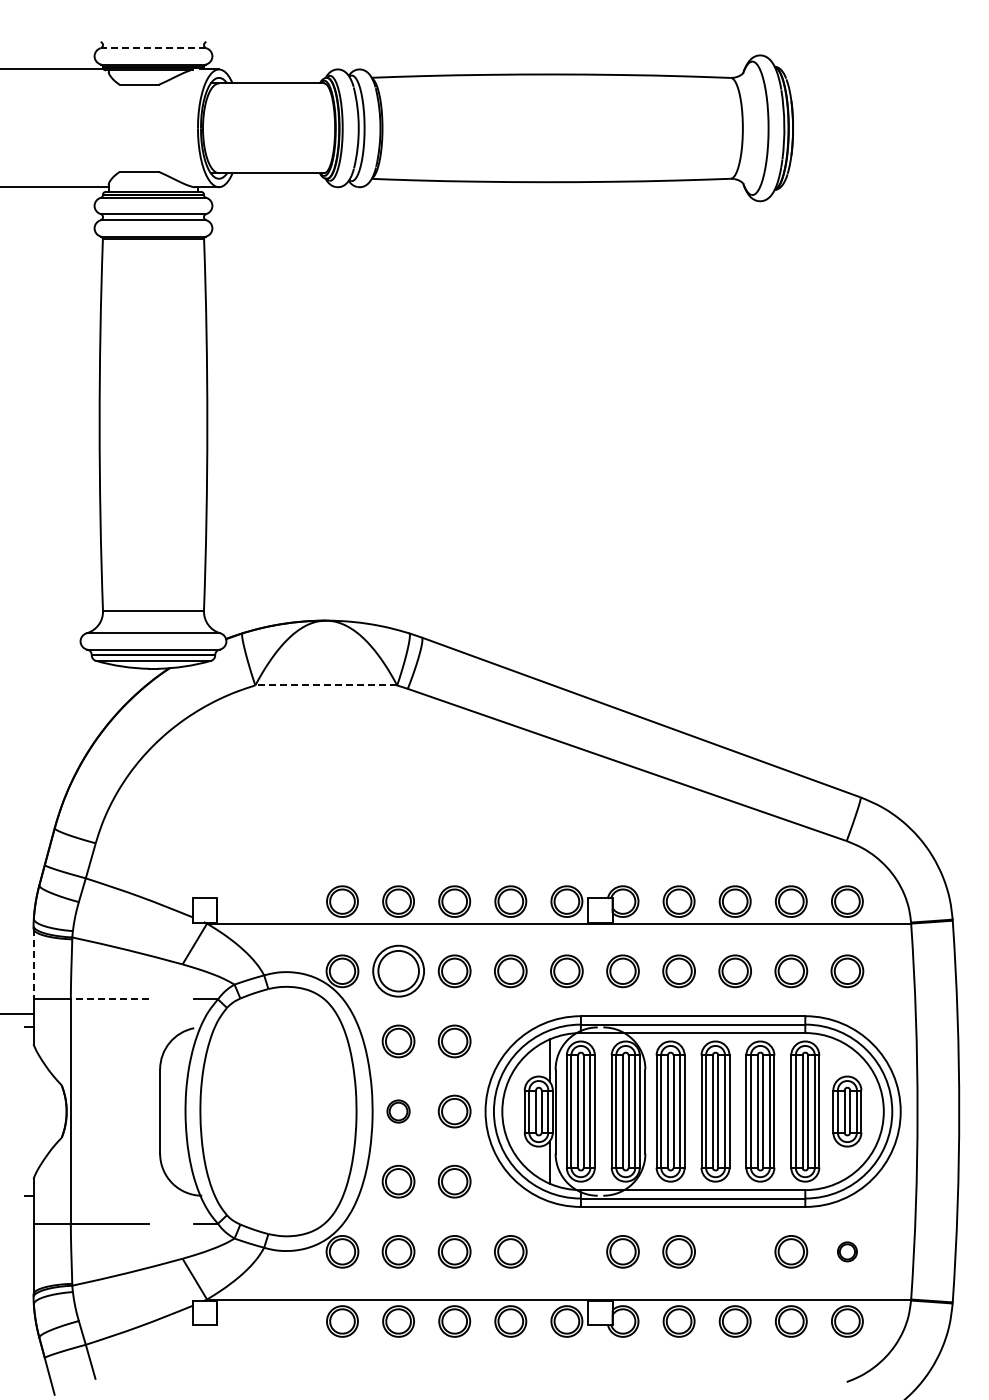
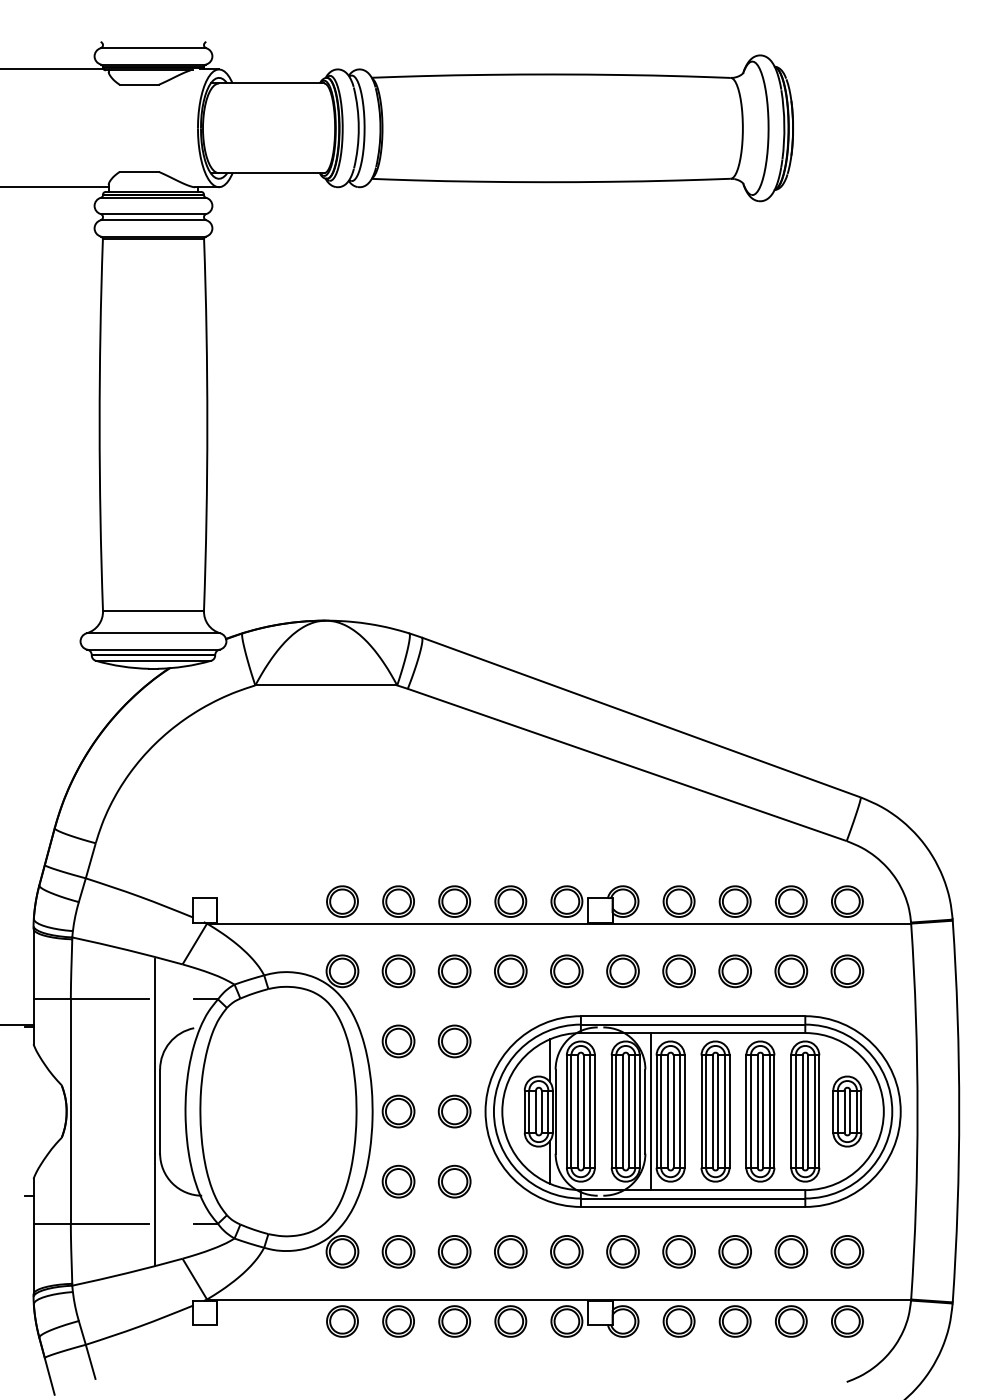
line: dashed -> solid (153, 48)
line: dashed -> solid (326, 685)
line: dashed -> solid (33, 964)
part size: 53x54 px -> 35x35 px (398, 971)
line: dashed -> solid (109, 999)
line position: (17, 1013) -> (17, 1024) (17, 1024)
line: none -> present (154, 1111)
part size: 25x25 px -> 35x35 px (398, 1111)
line: none -> present (651, 1111)
part: none -> present (566, 1251)
part: none -> present (734, 1251)
part size: 21x22 px -> 35x34 px (847, 1251)
